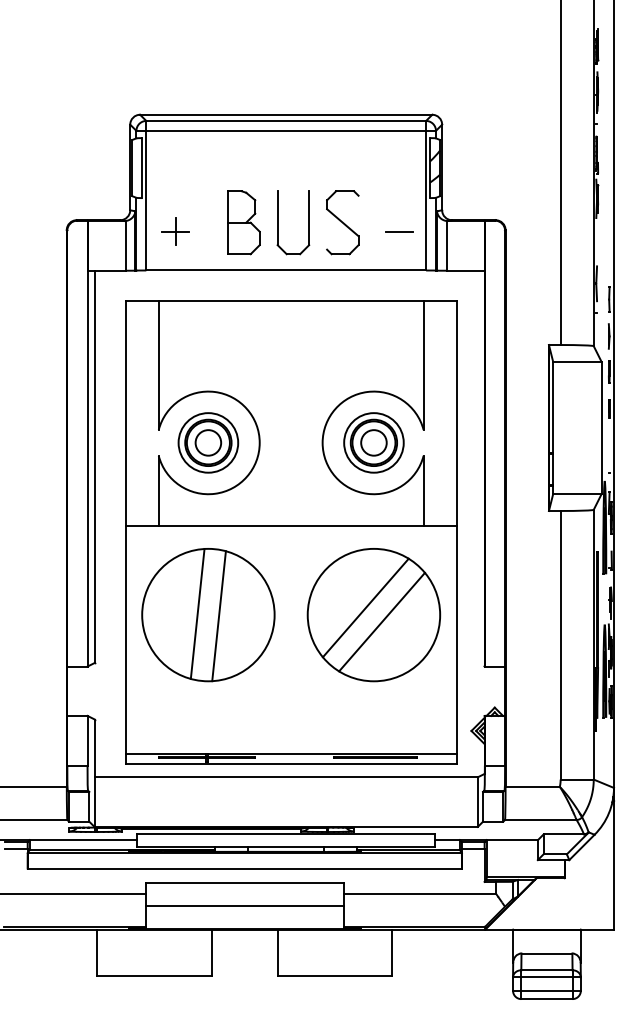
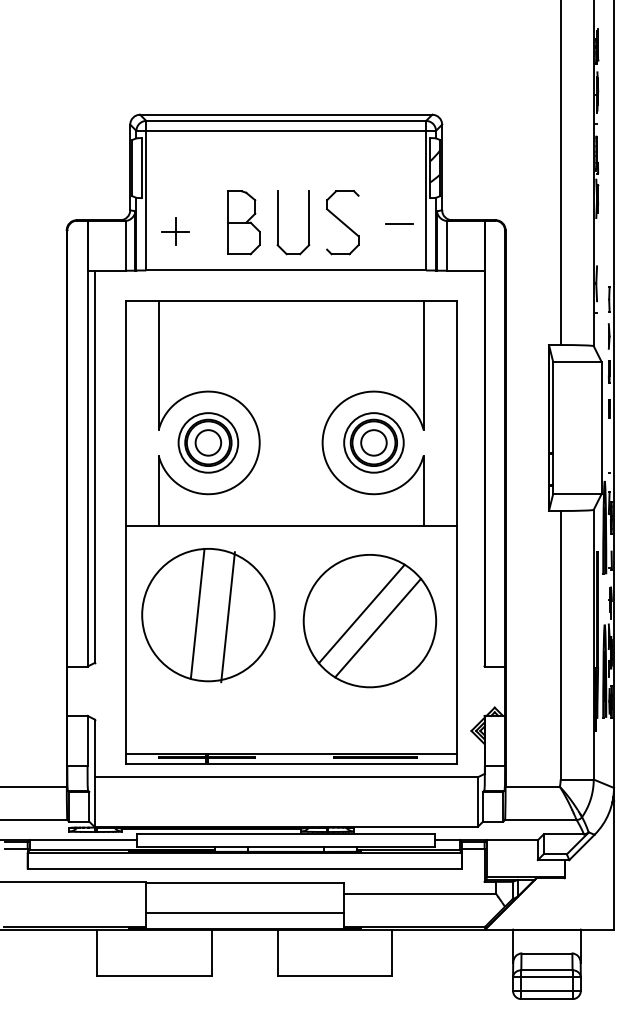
line position: (399, 231) -> (399, 223) (399, 223)
part position: (373, 615) -> (369, 621) (369, 621)
line position: (218, 616) -> (227, 617) (227, 617)
line position: (73, 893) -> (73, 881) (73, 881)
line position: (244, 906) -> (244, 913) (244, 913)
